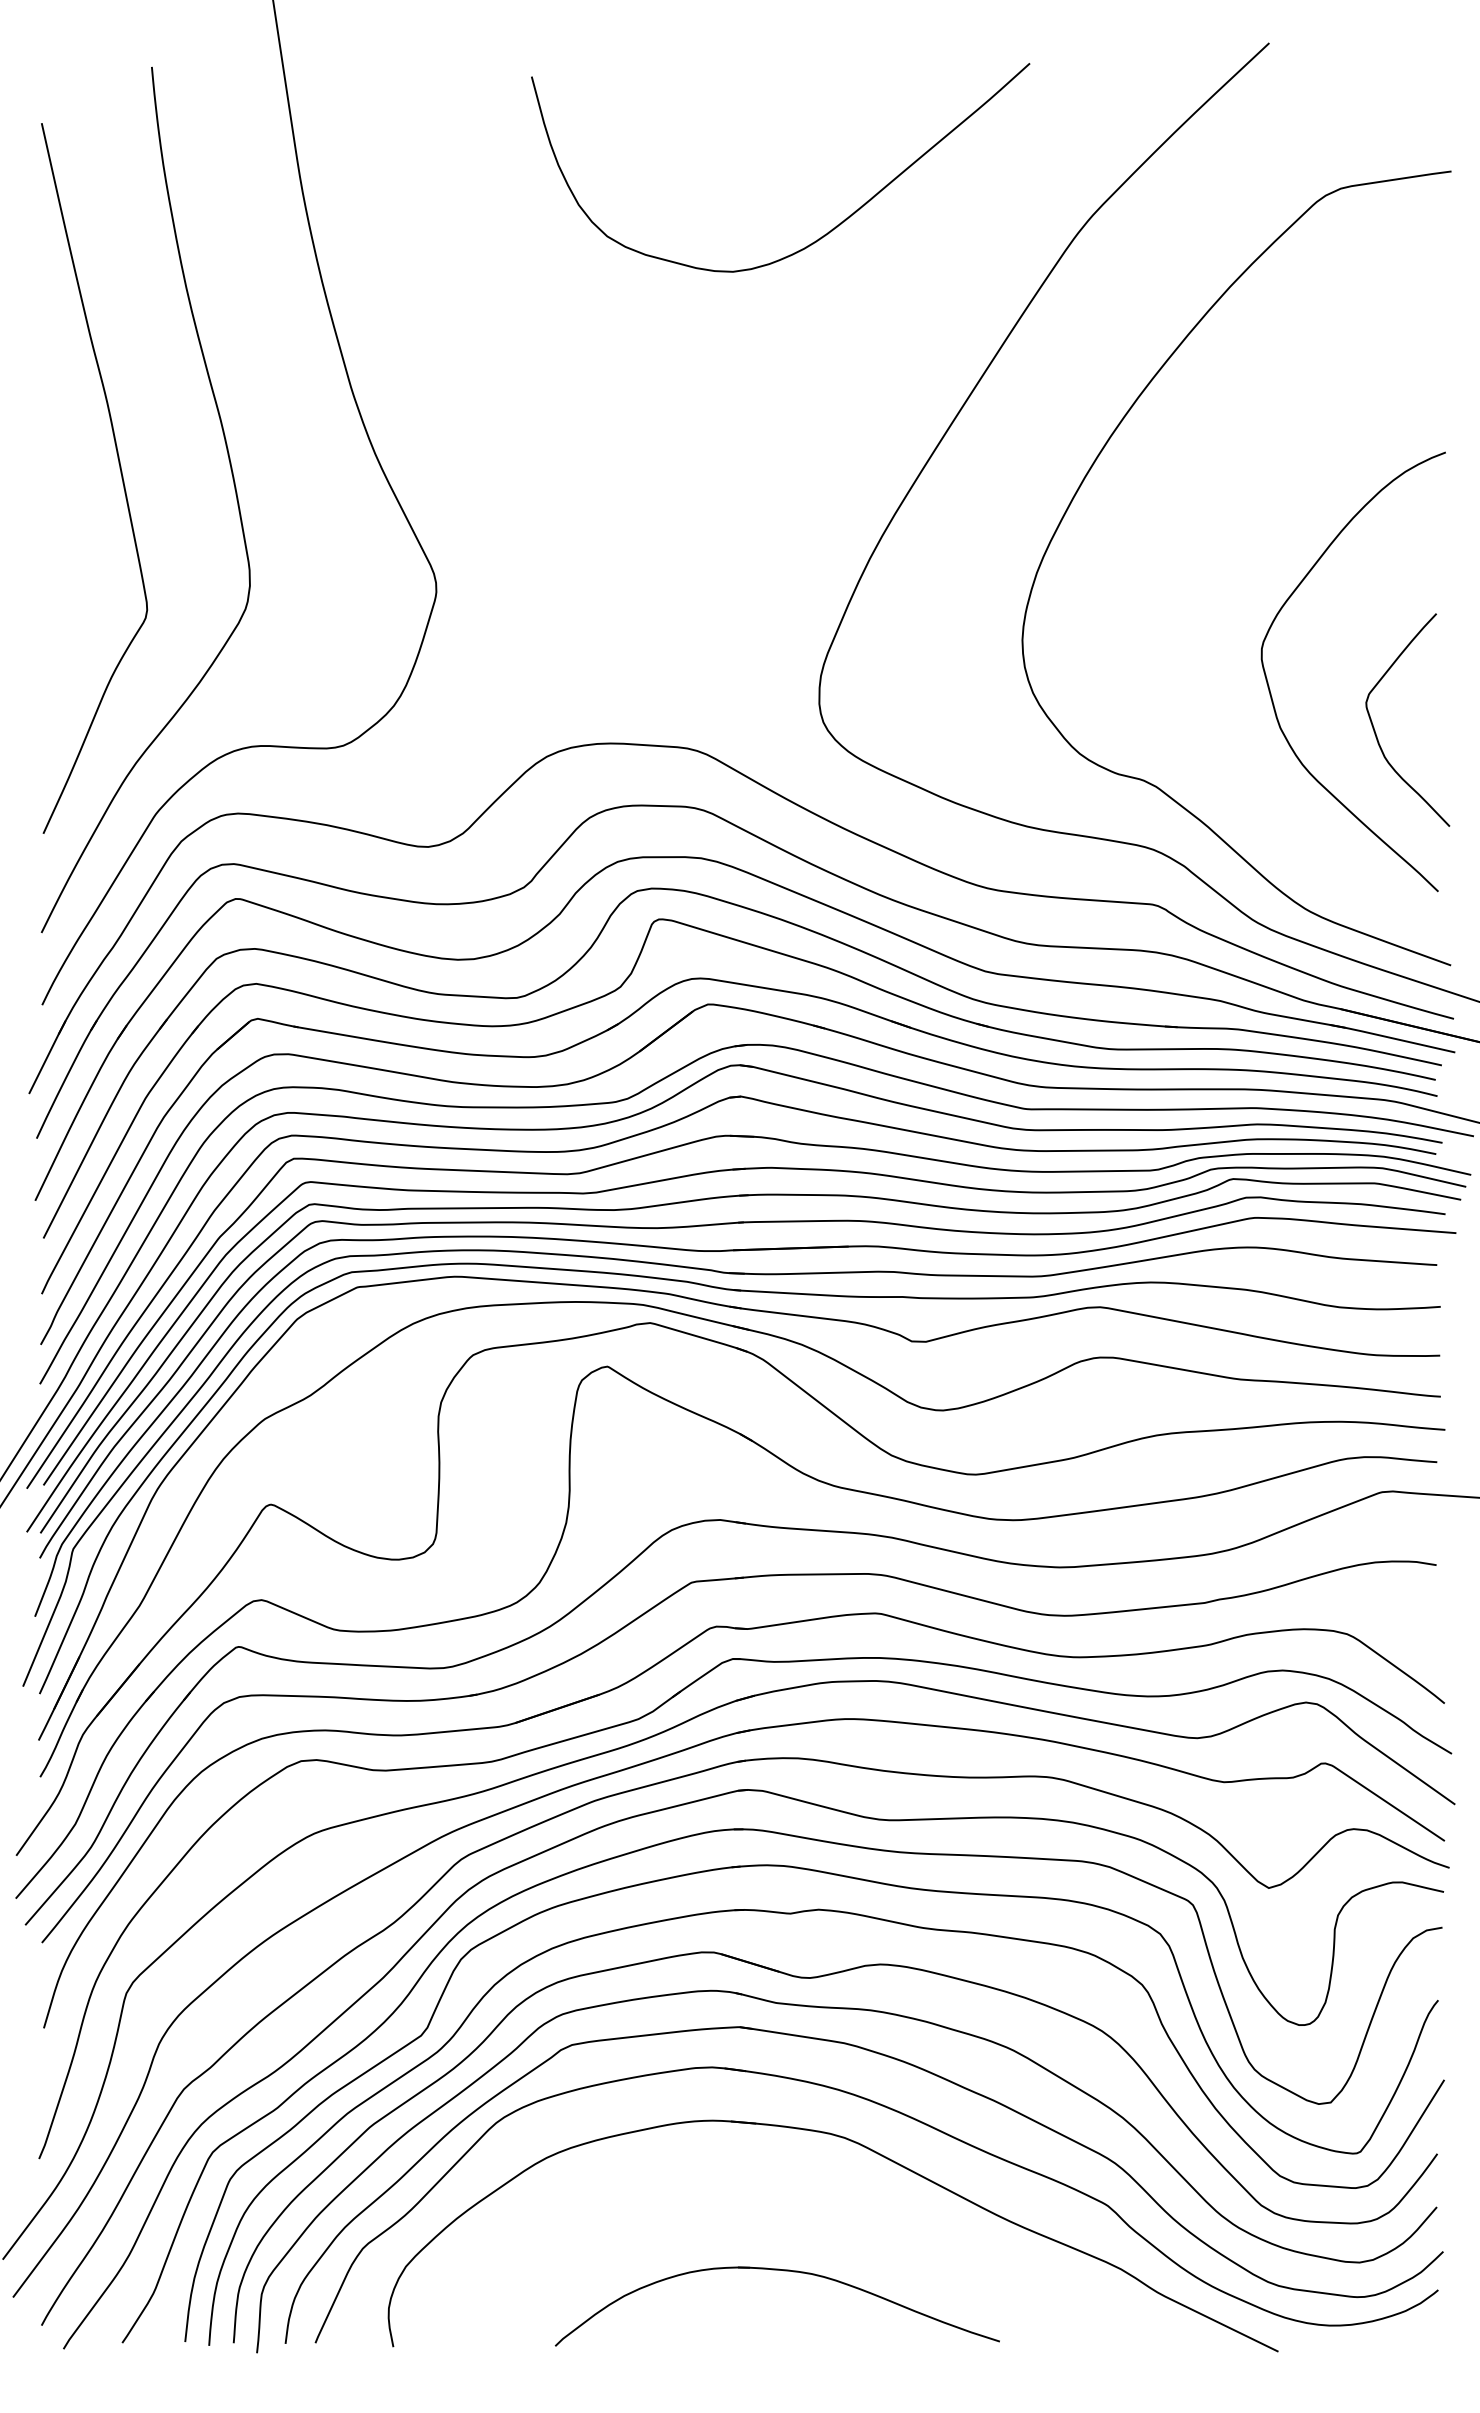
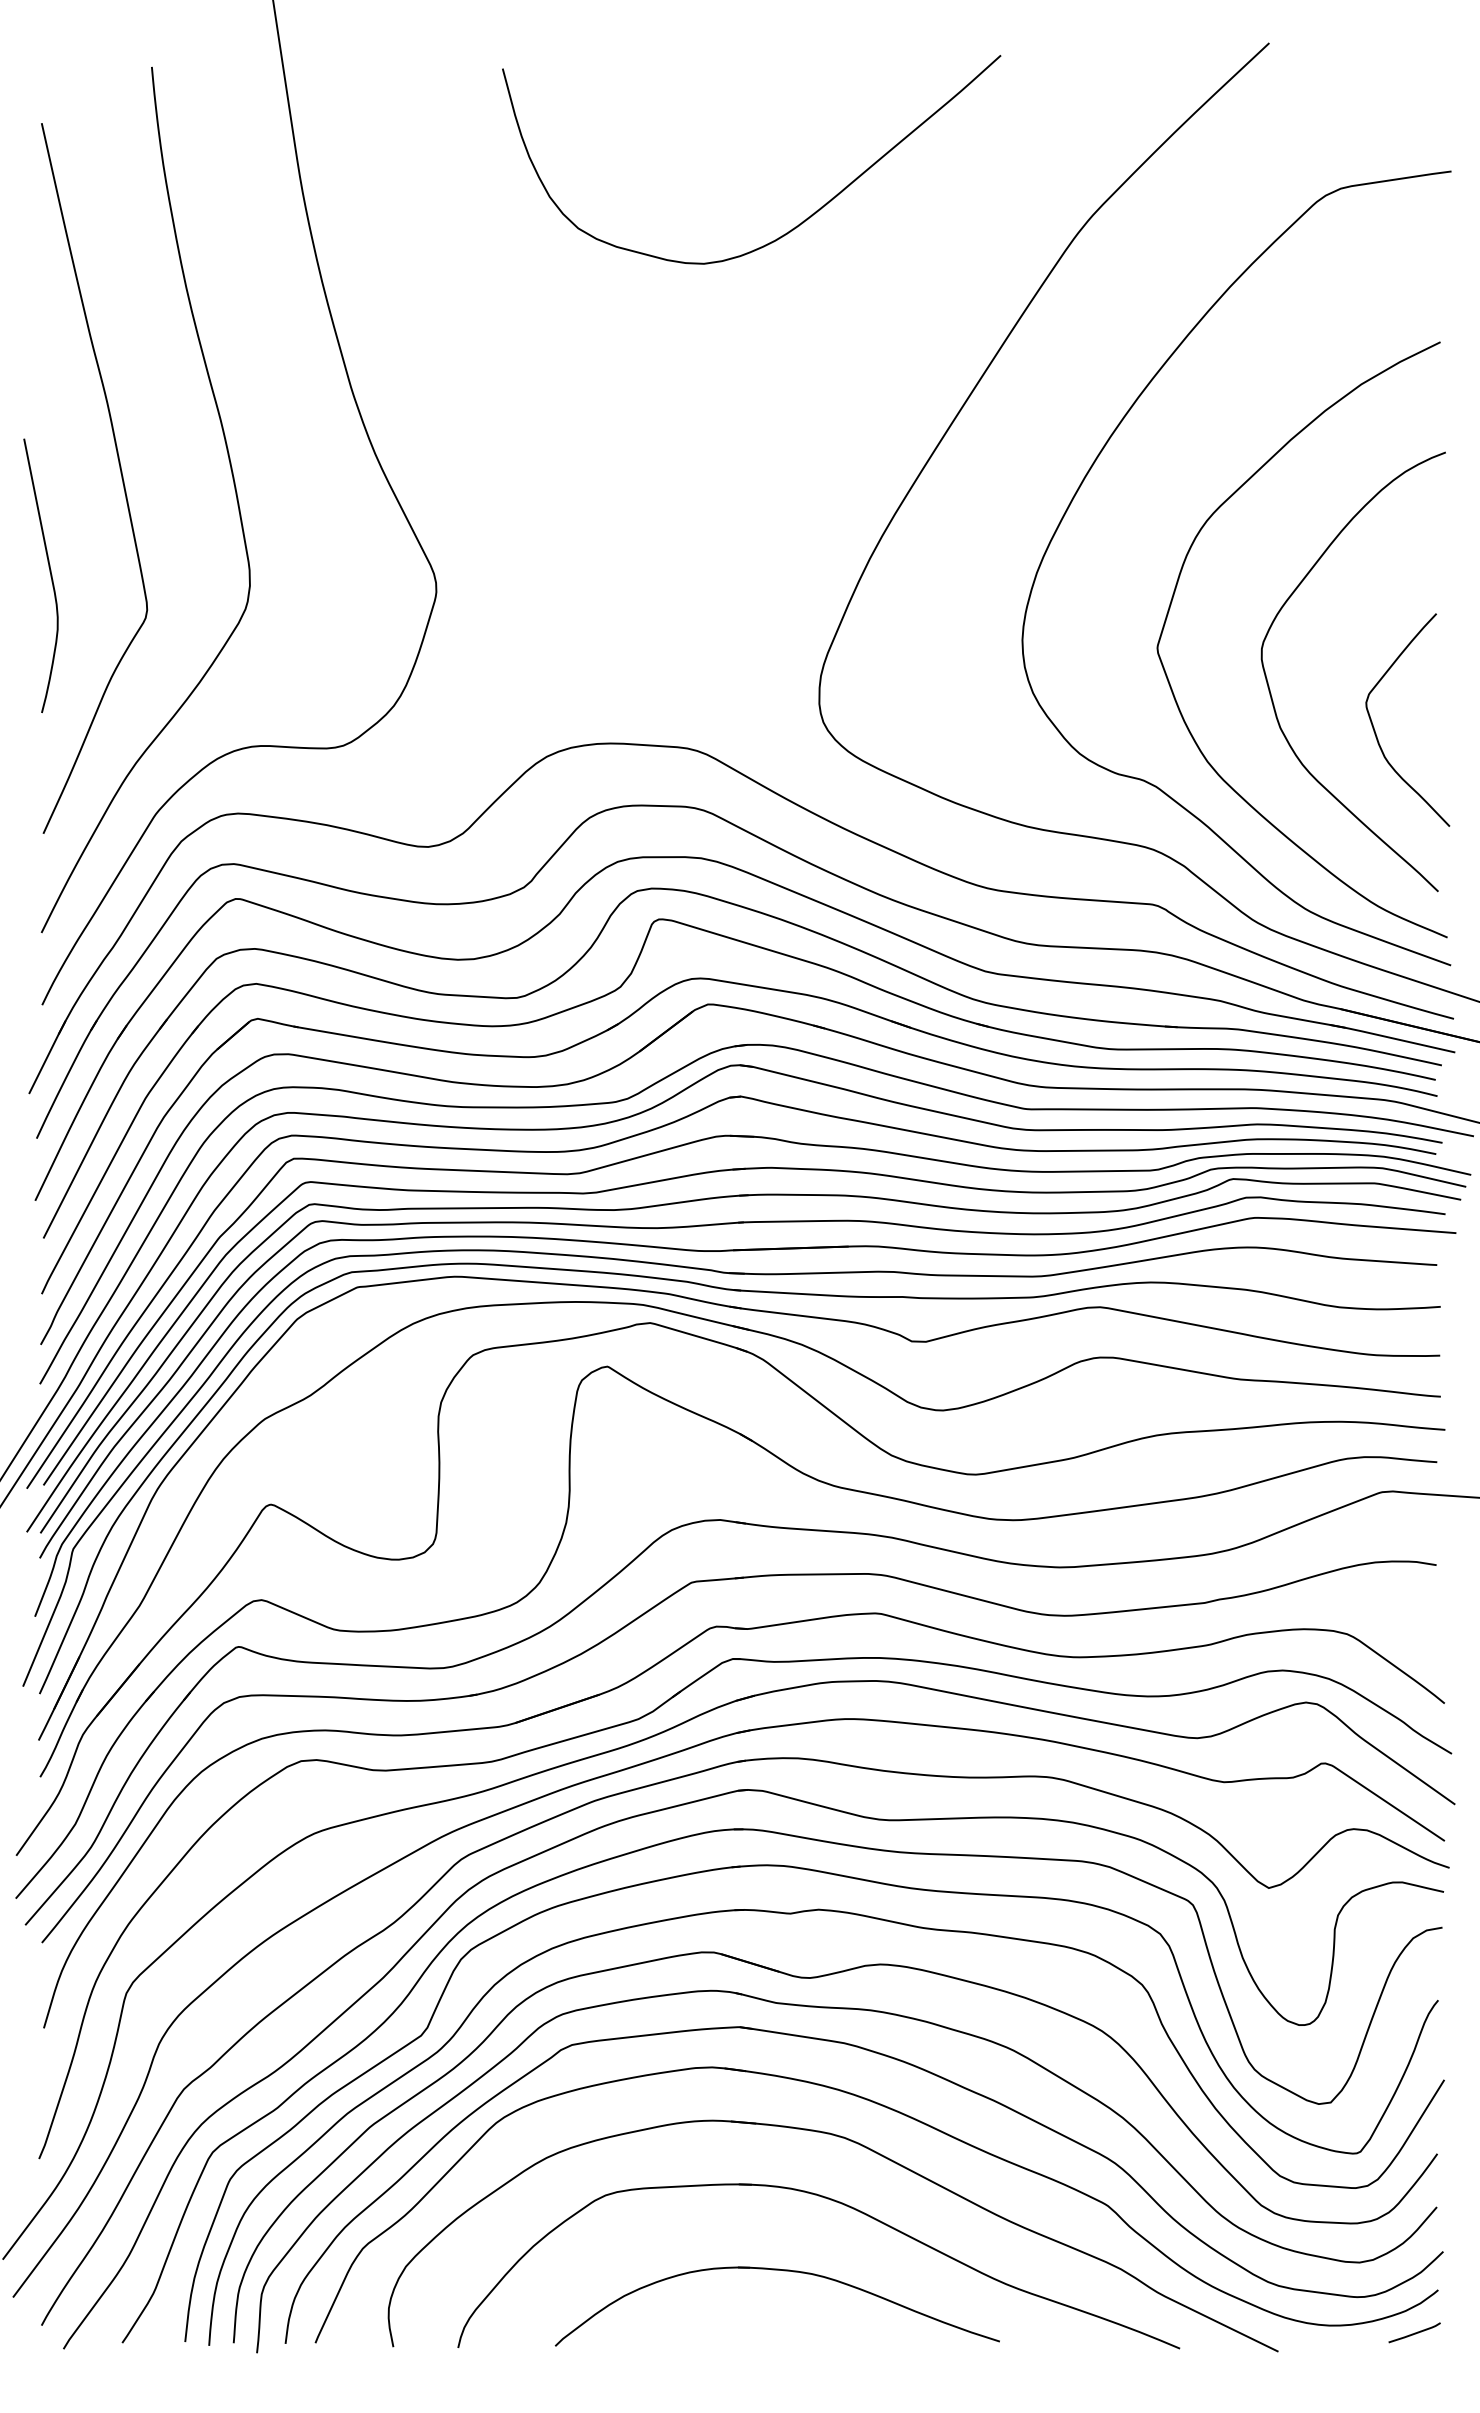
curve position: (828, 231) -> (799, 223) (799, 223)
curve: none -> present (49, 572)
curve: none -> present (1172, 602)
part: none -> present (838, 2203)
line: none -> present (1414, 2332)
